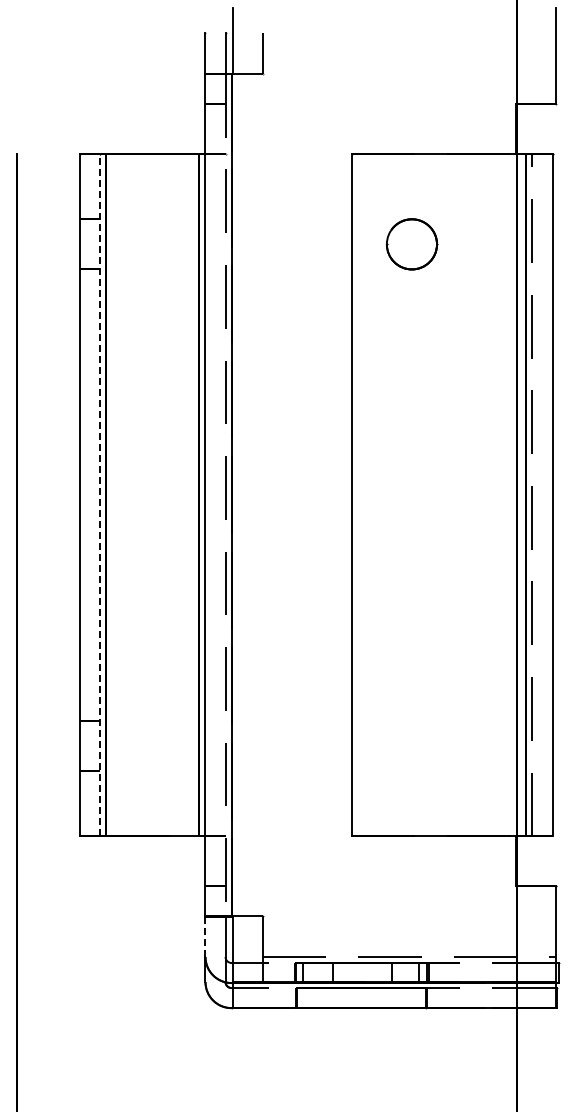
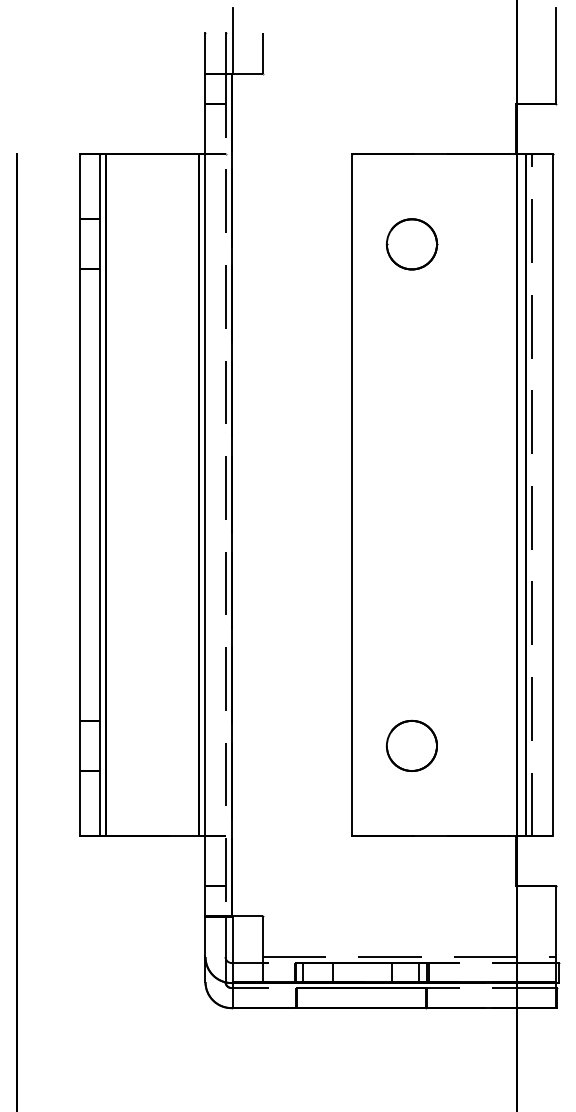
line: dashed -> solid (100, 494)
circle: none -> present (411, 745)
line: dashed -> solid (205, 936)
